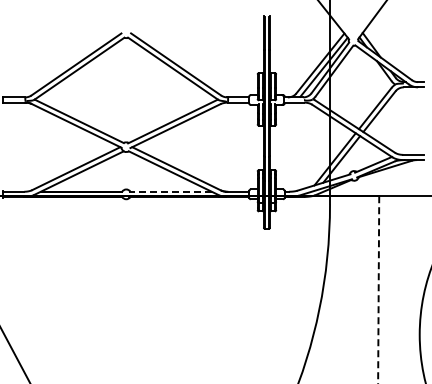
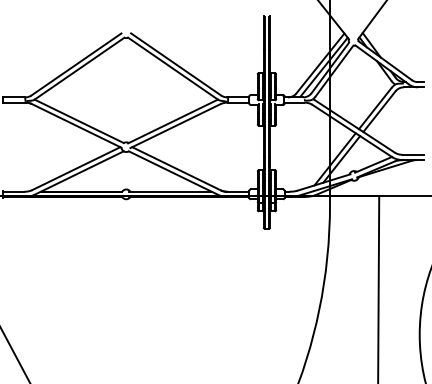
line: dashed -> solid (170, 191)
line: dashed -> solid (378, 290)
